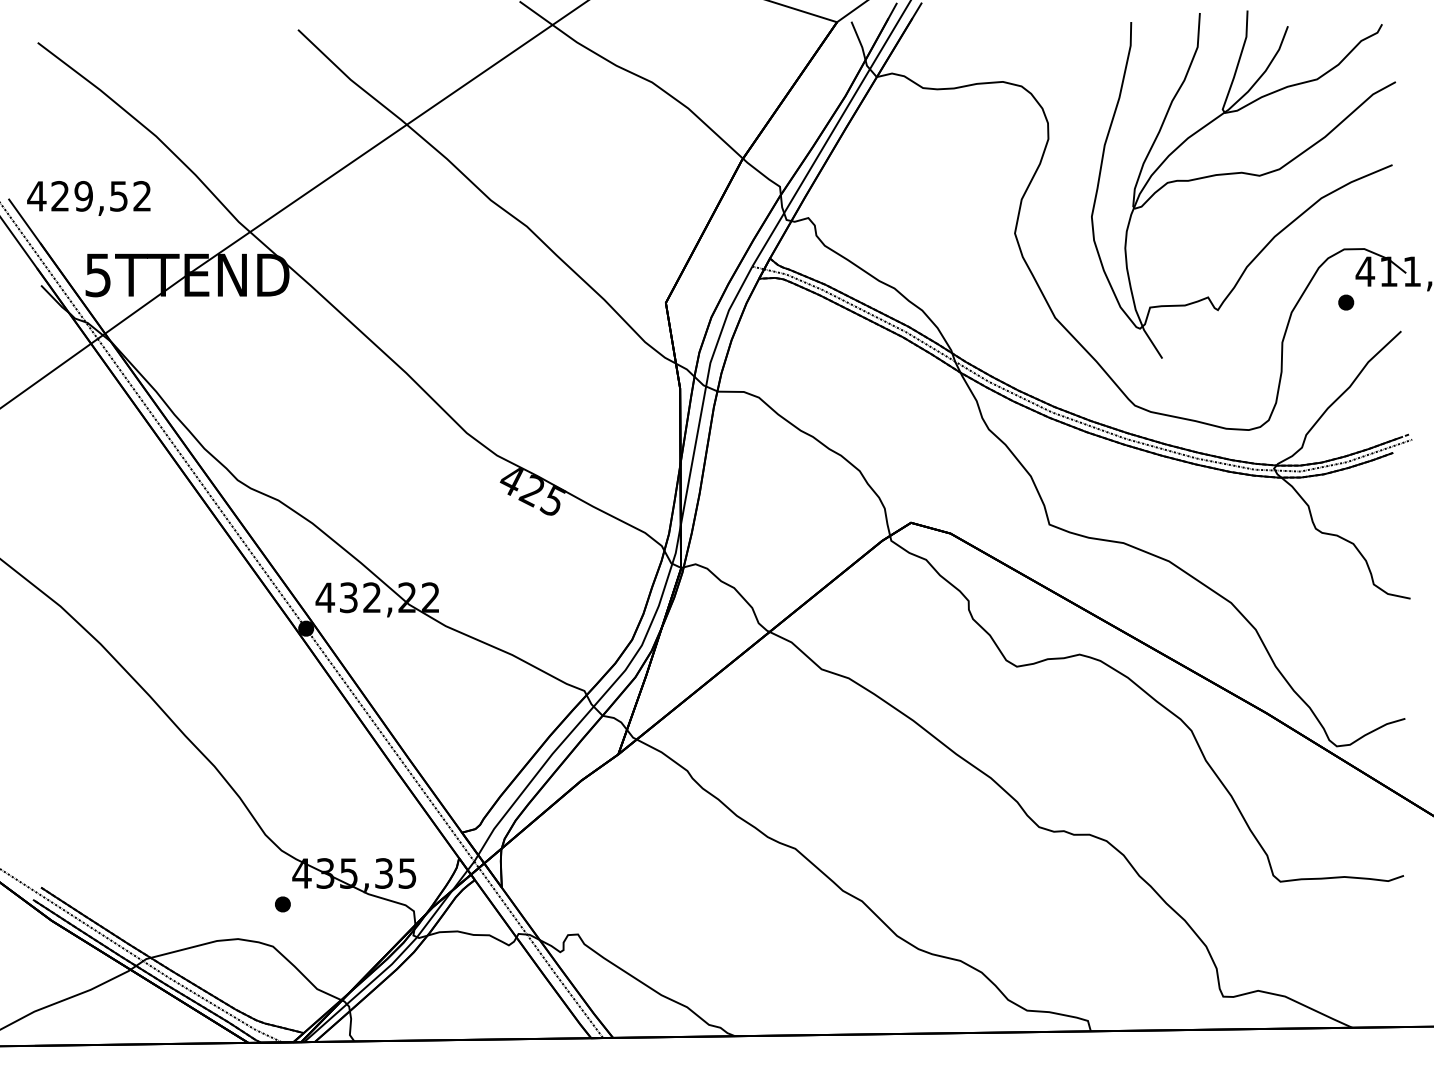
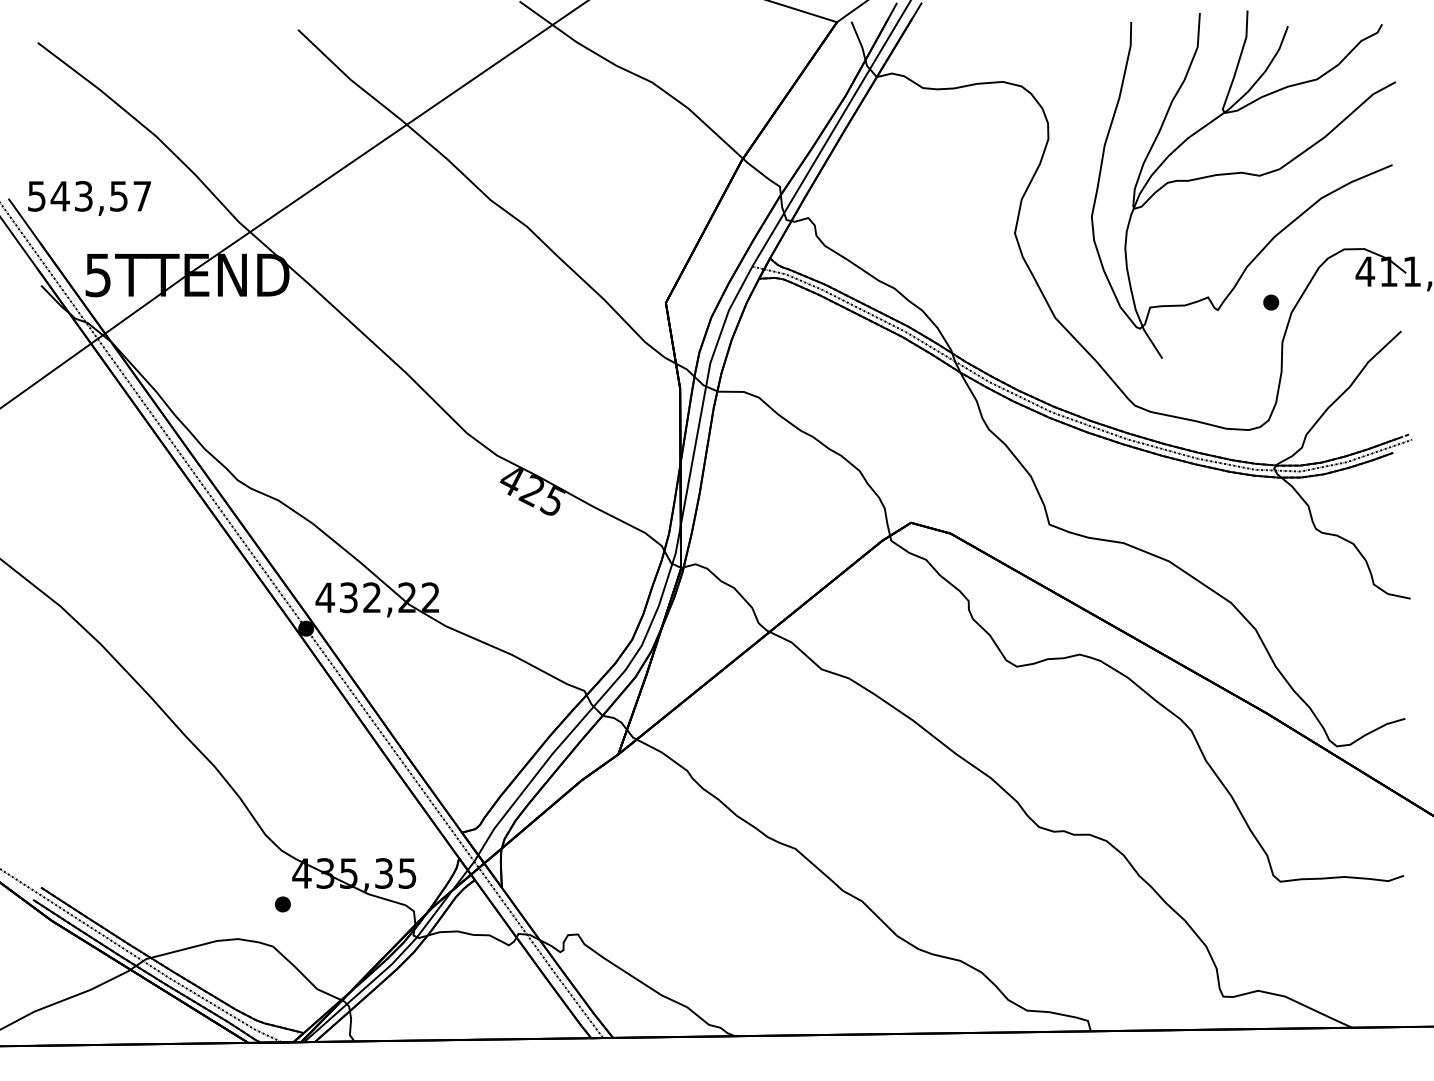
text: 429,52 -> 543,57 (88, 196)
part position: (1346, 302) -> (1271, 302) (1271, 302)
